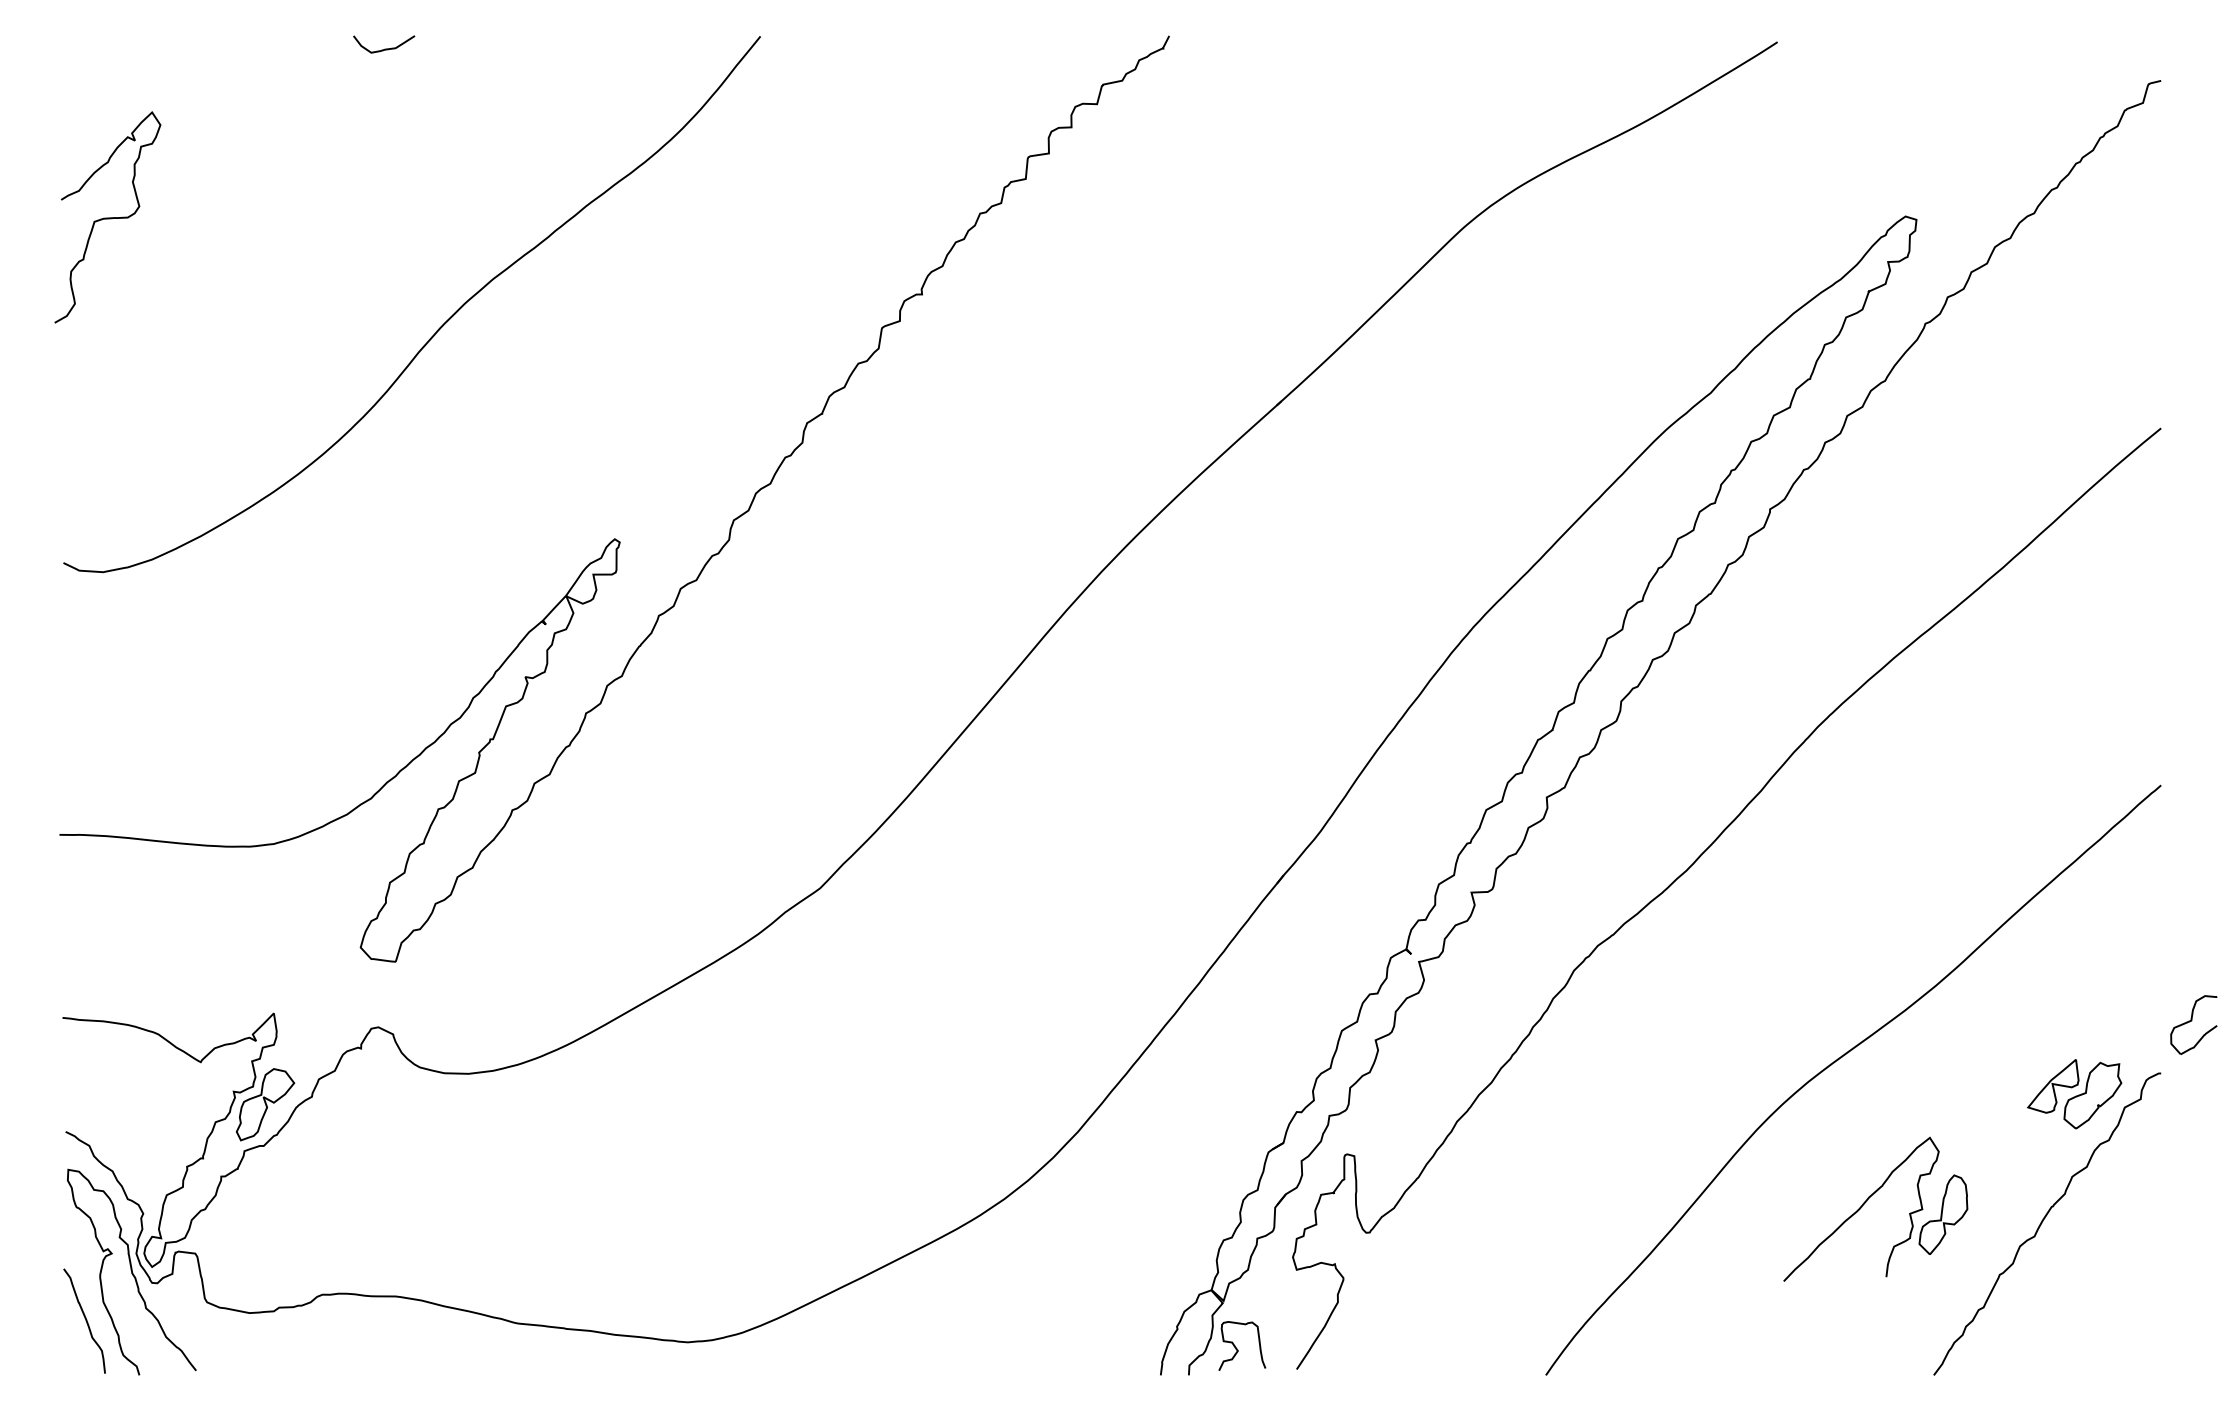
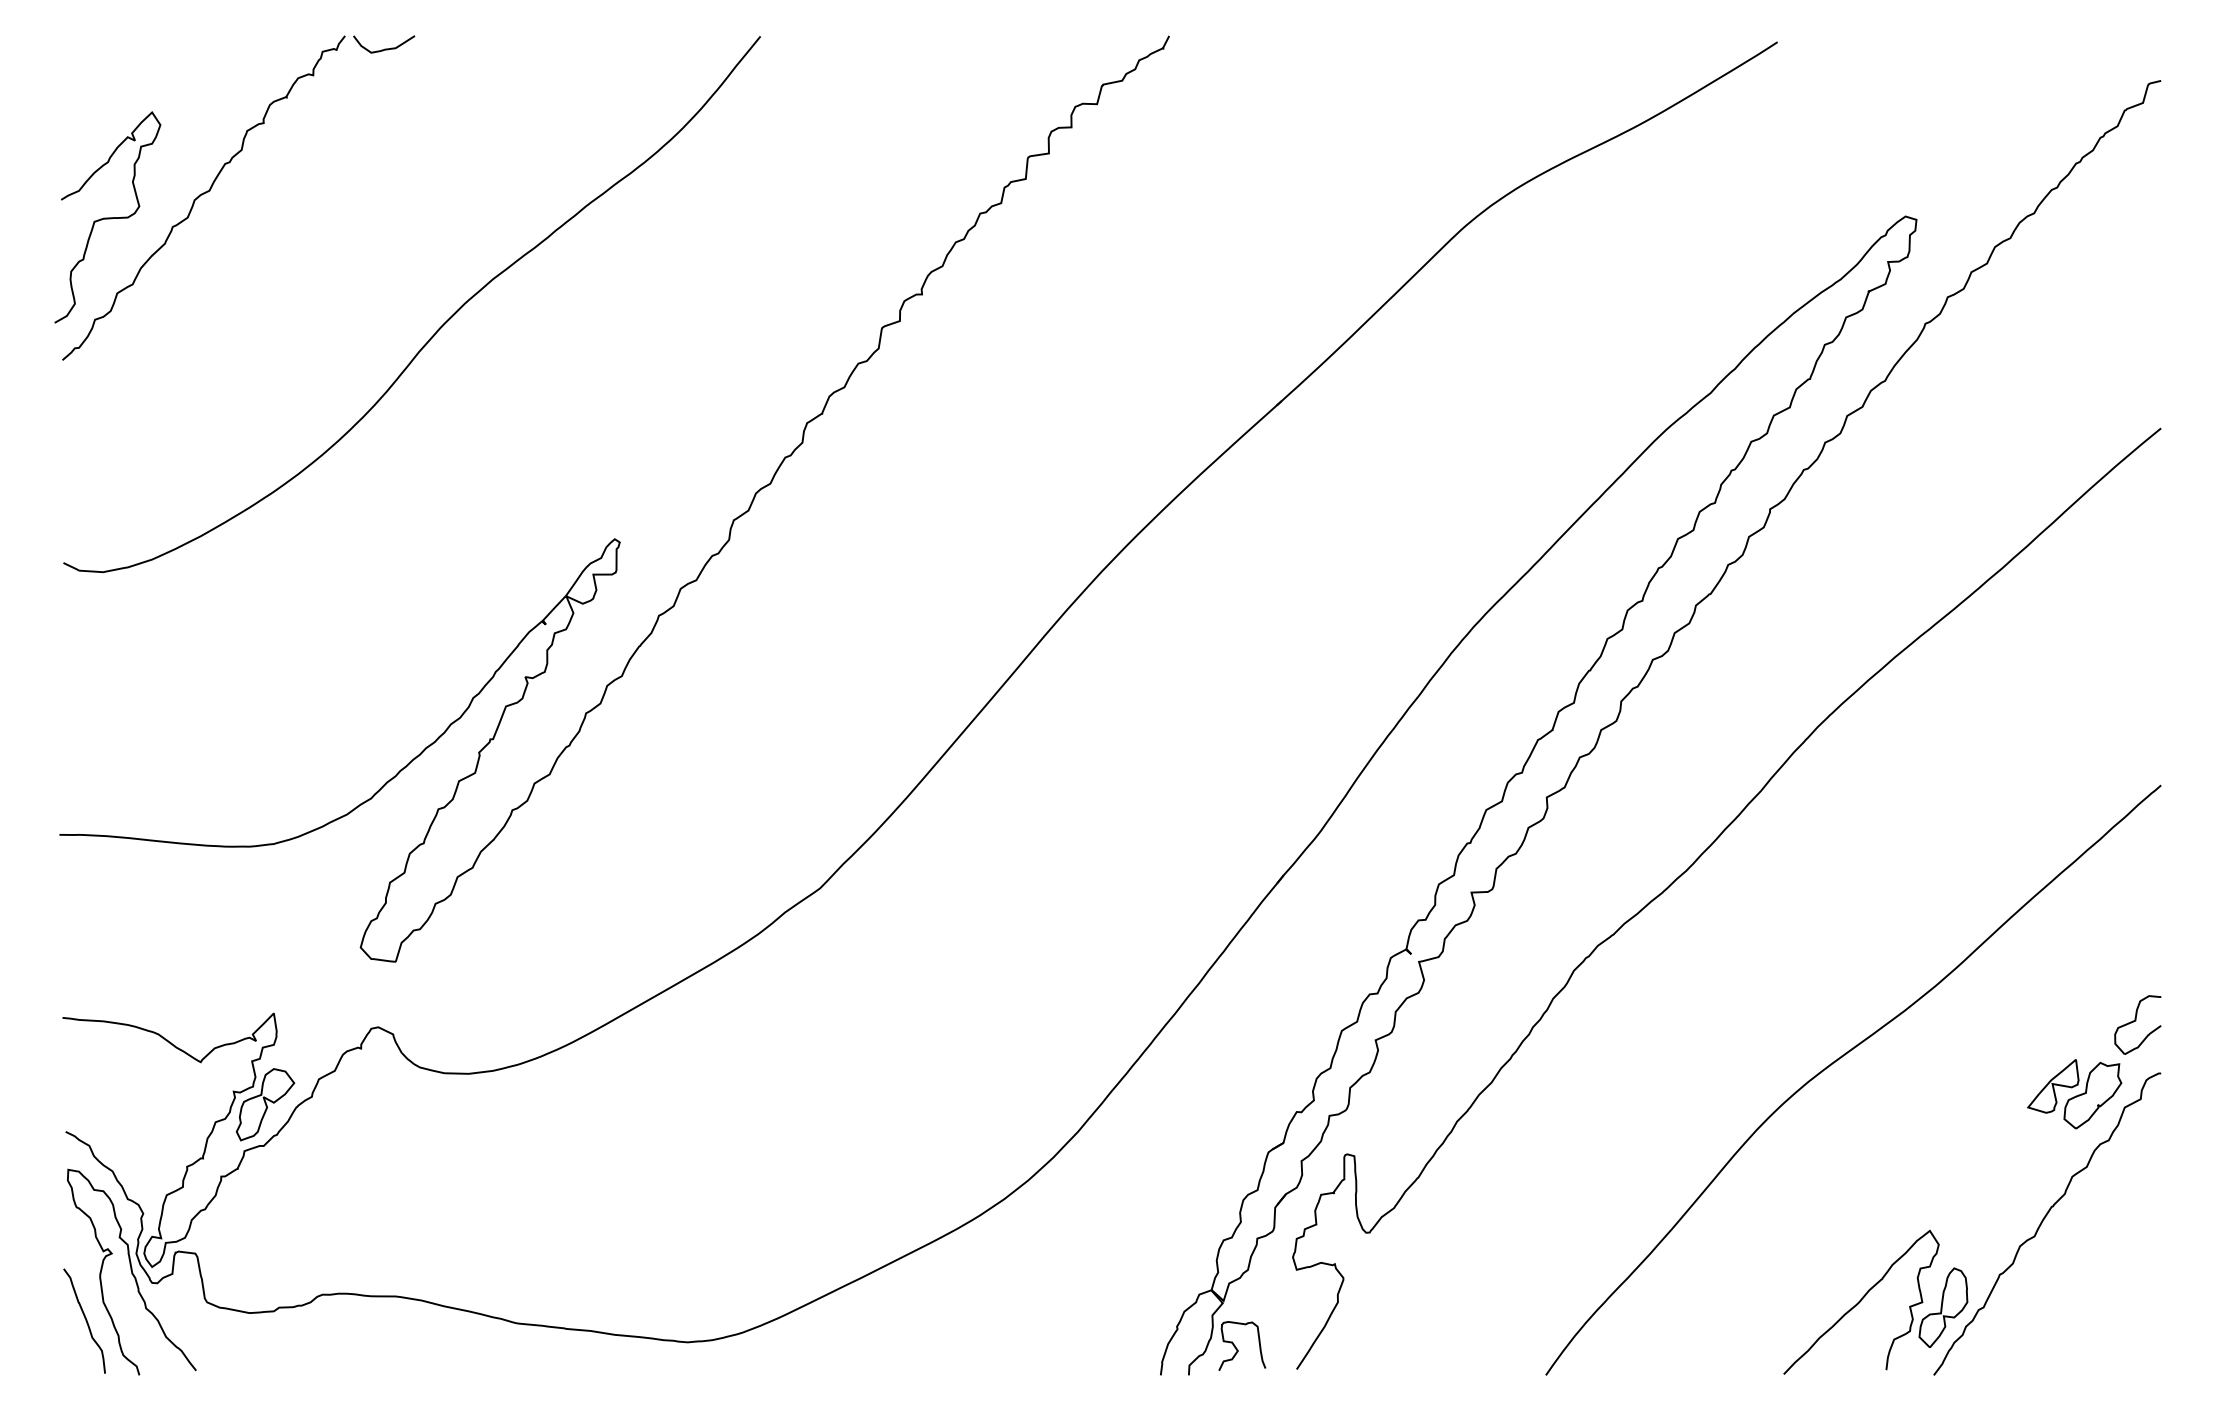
curve: none -> present (202, 195)
part position: (2193, 1024) -> (2137, 1024) (2137, 1024)
part position: (1867, 1201) -> (1867, 1294) (1867, 1294)
